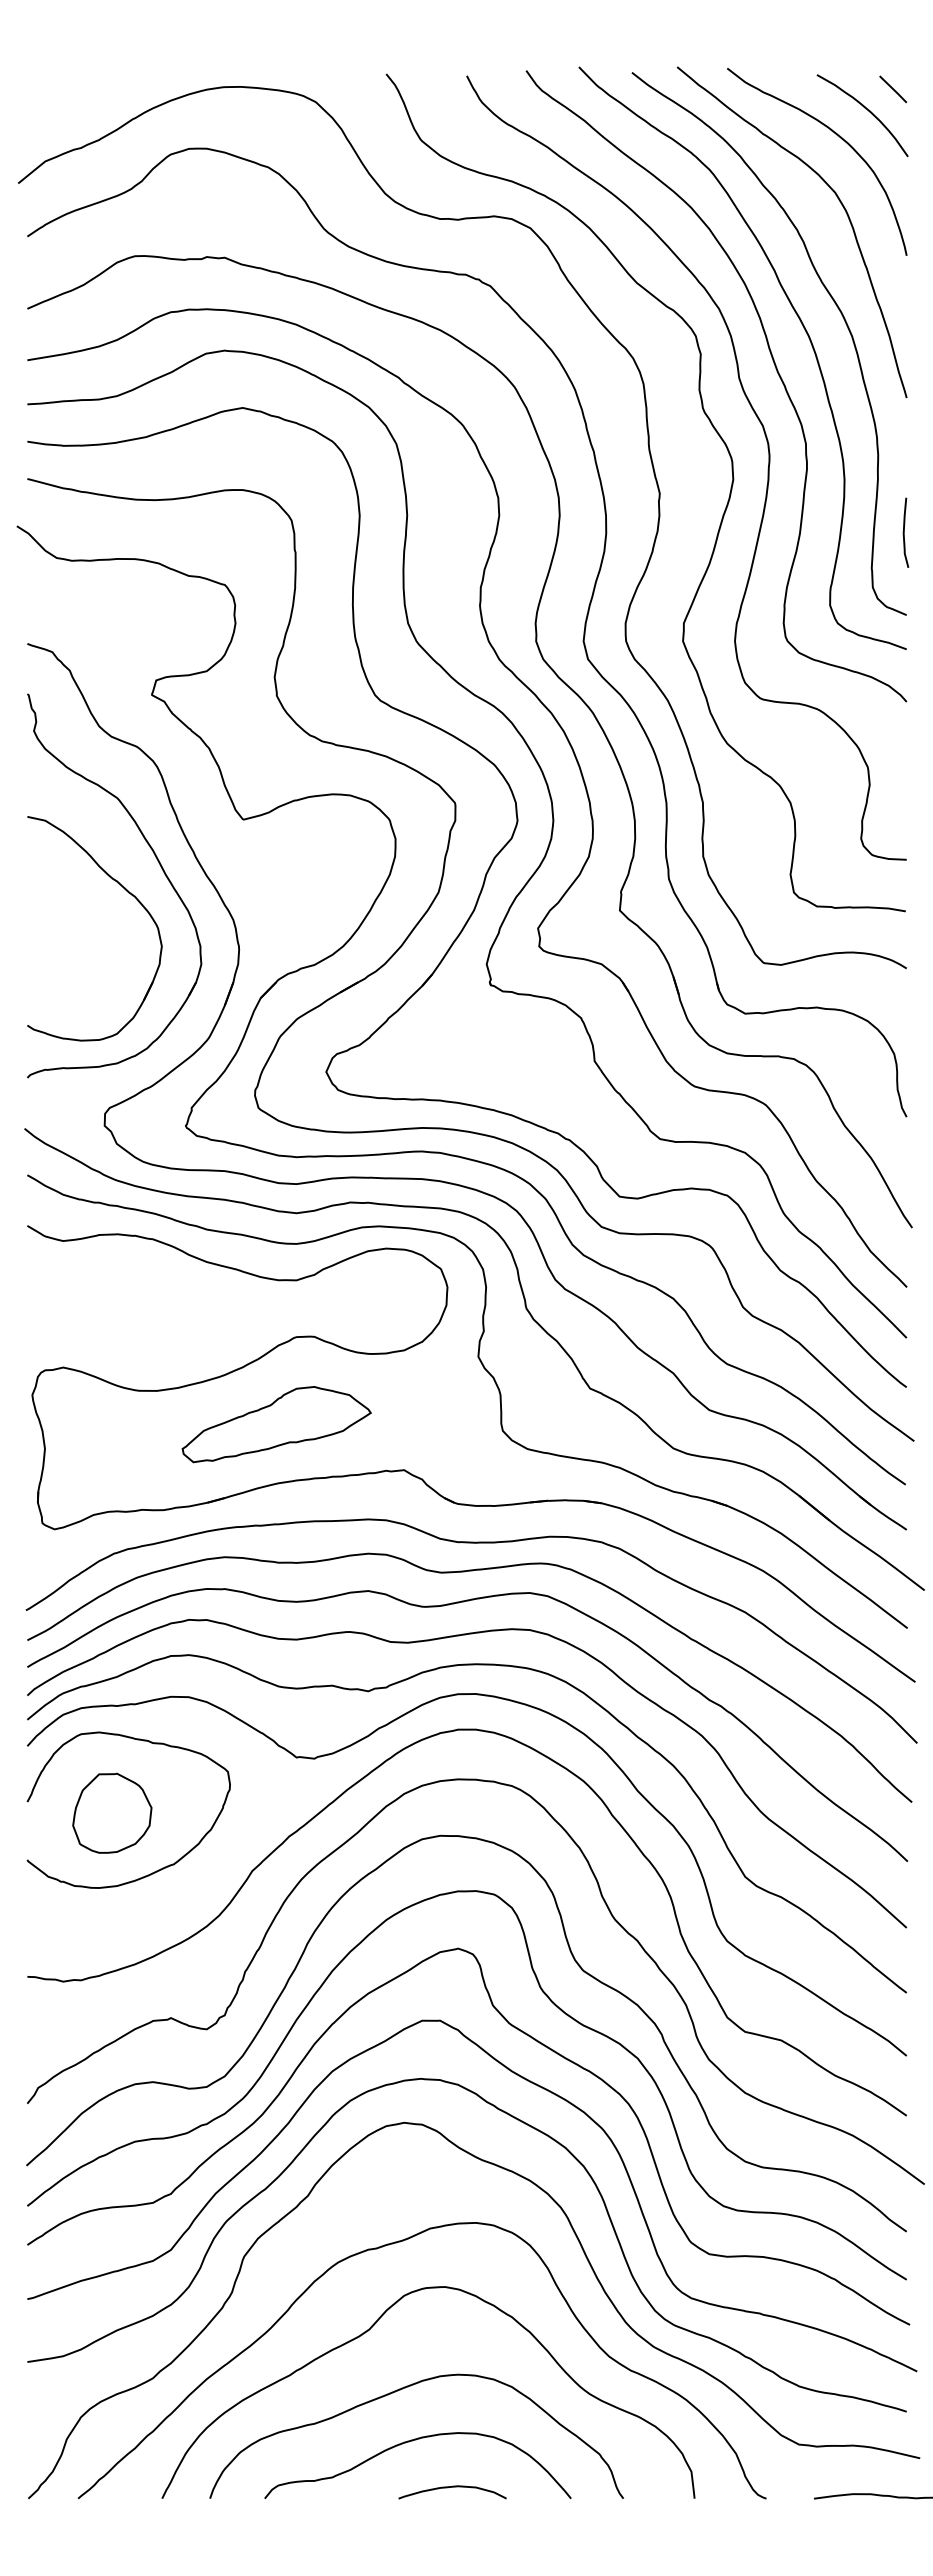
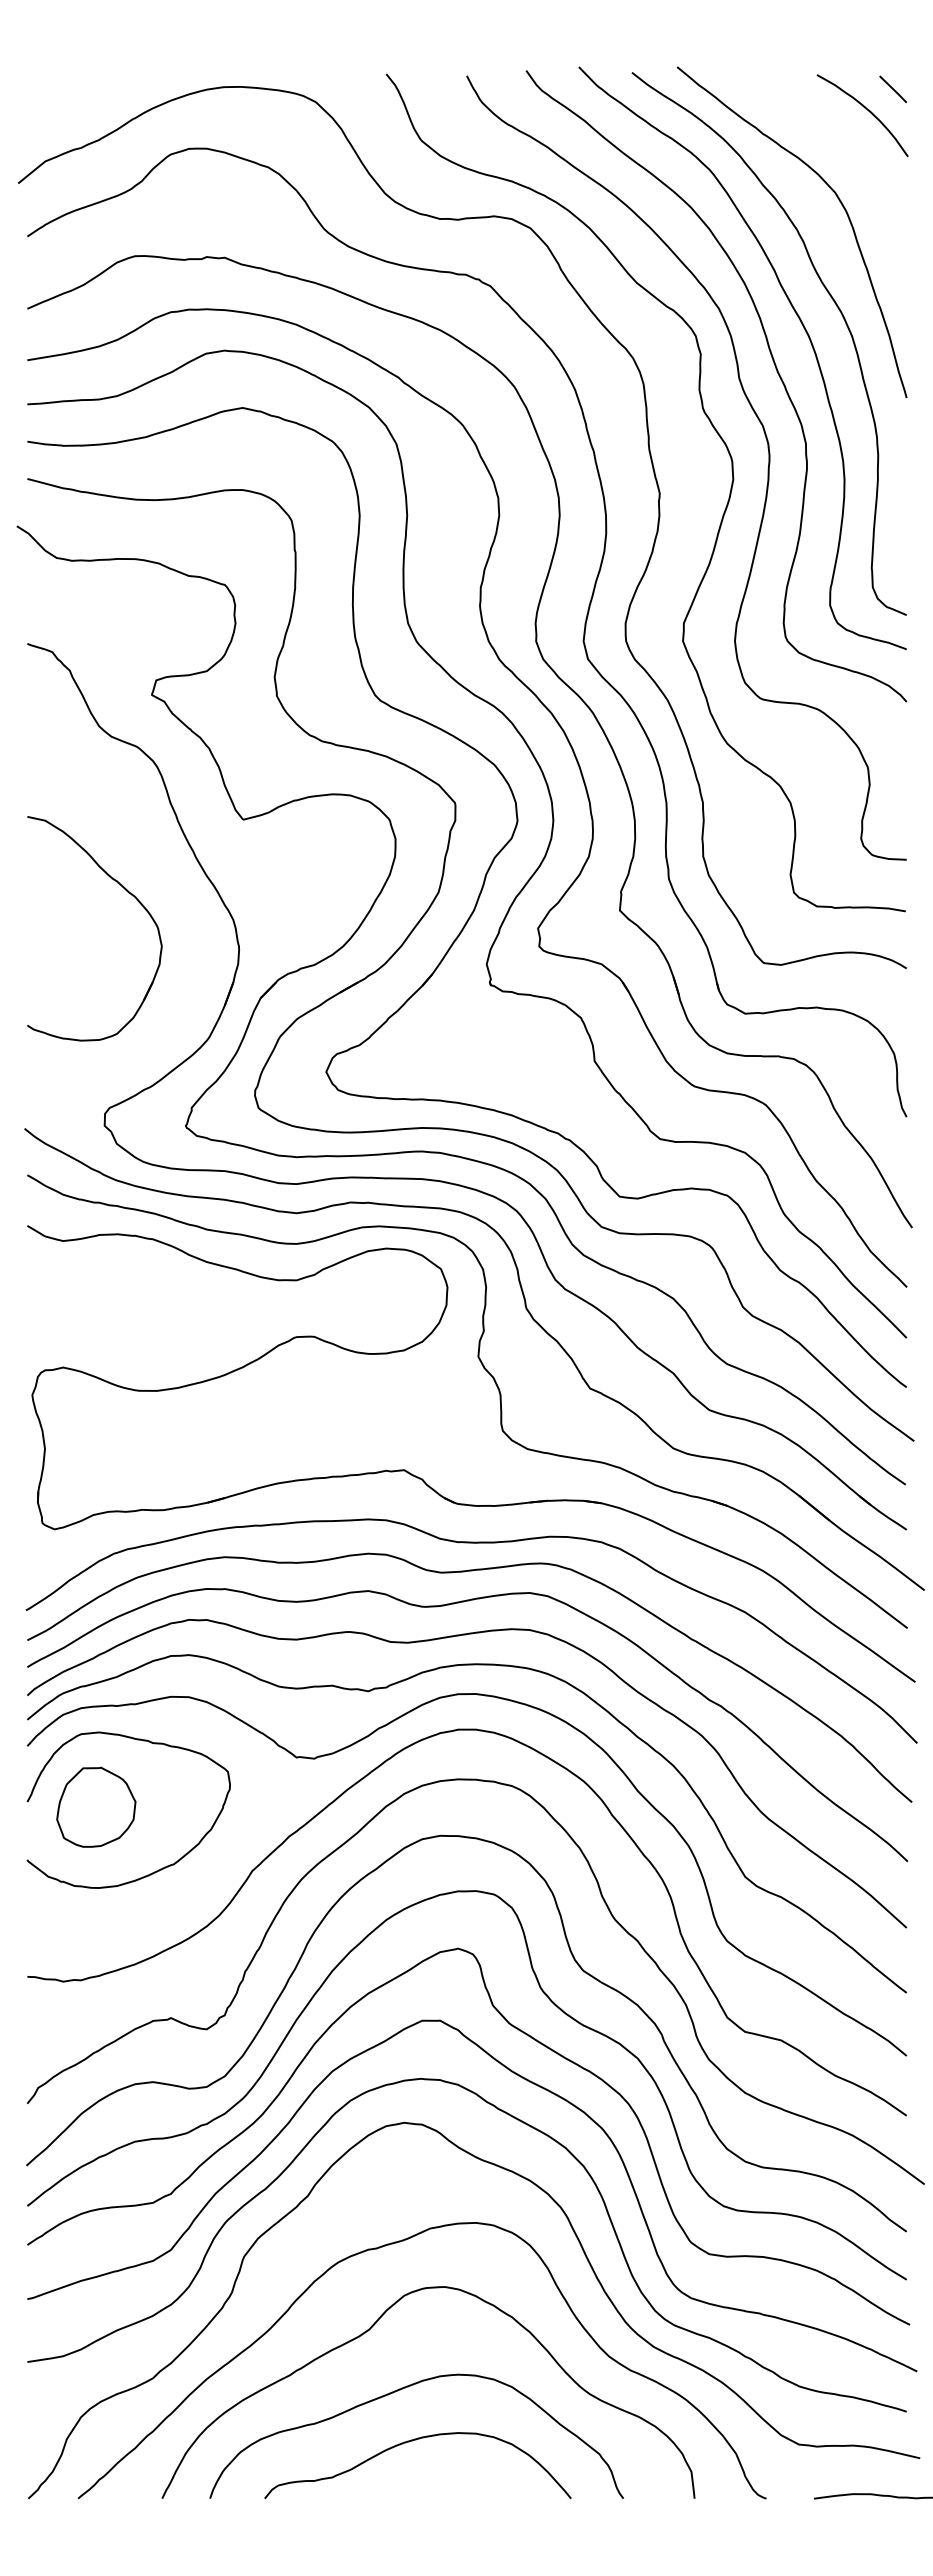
curve: present -> none (836, 135)
curve: present -> none (904, 532)
part: present -> none (158, 863)
part: present -> none (276, 1424)
part position: (112, 1812) -> (96, 1806) (96, 1806)
curve: present -> none (452, 2487)
